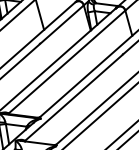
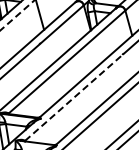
line: solid -> dashed (17, 15)
line: solid -> dashed (73, 97)
